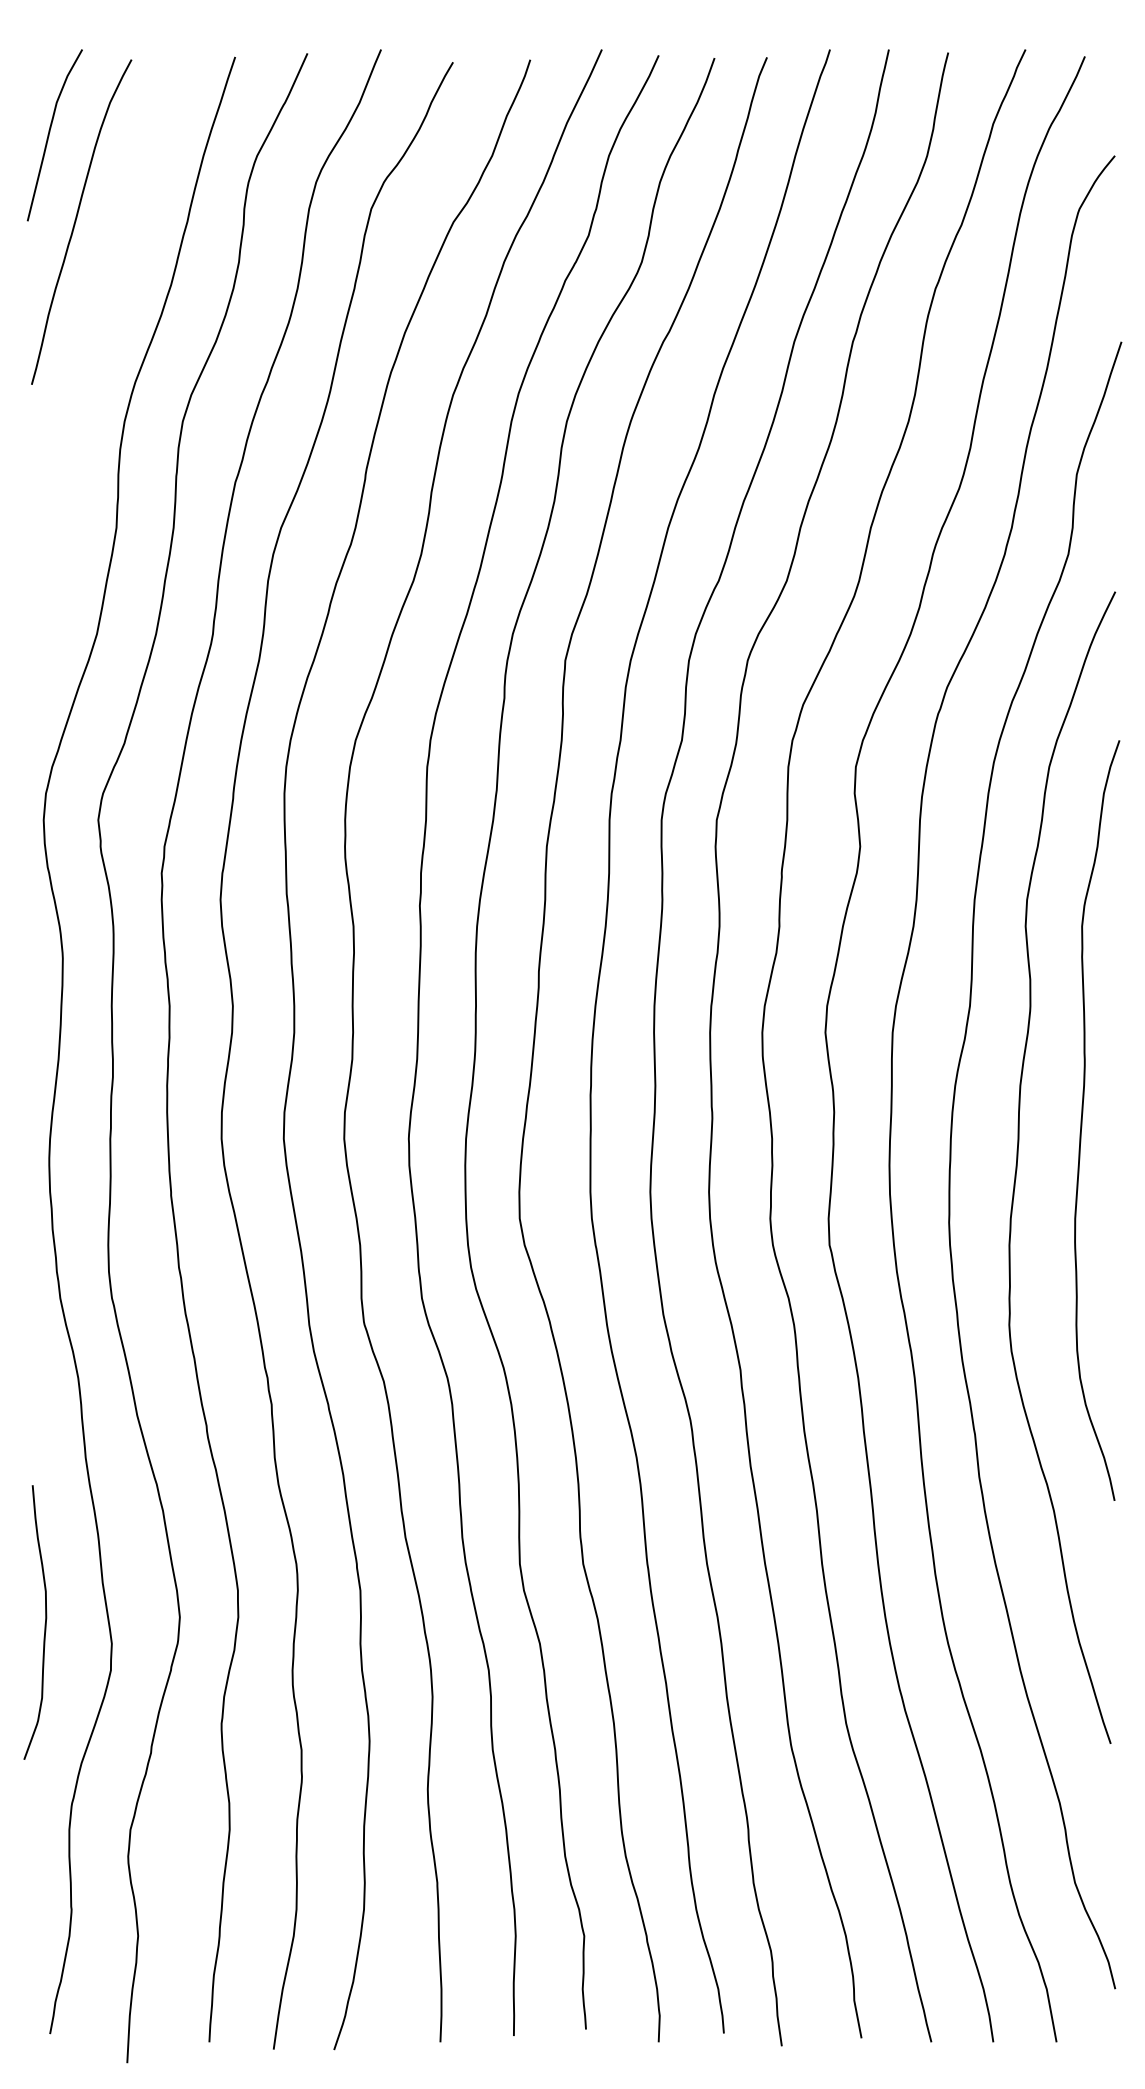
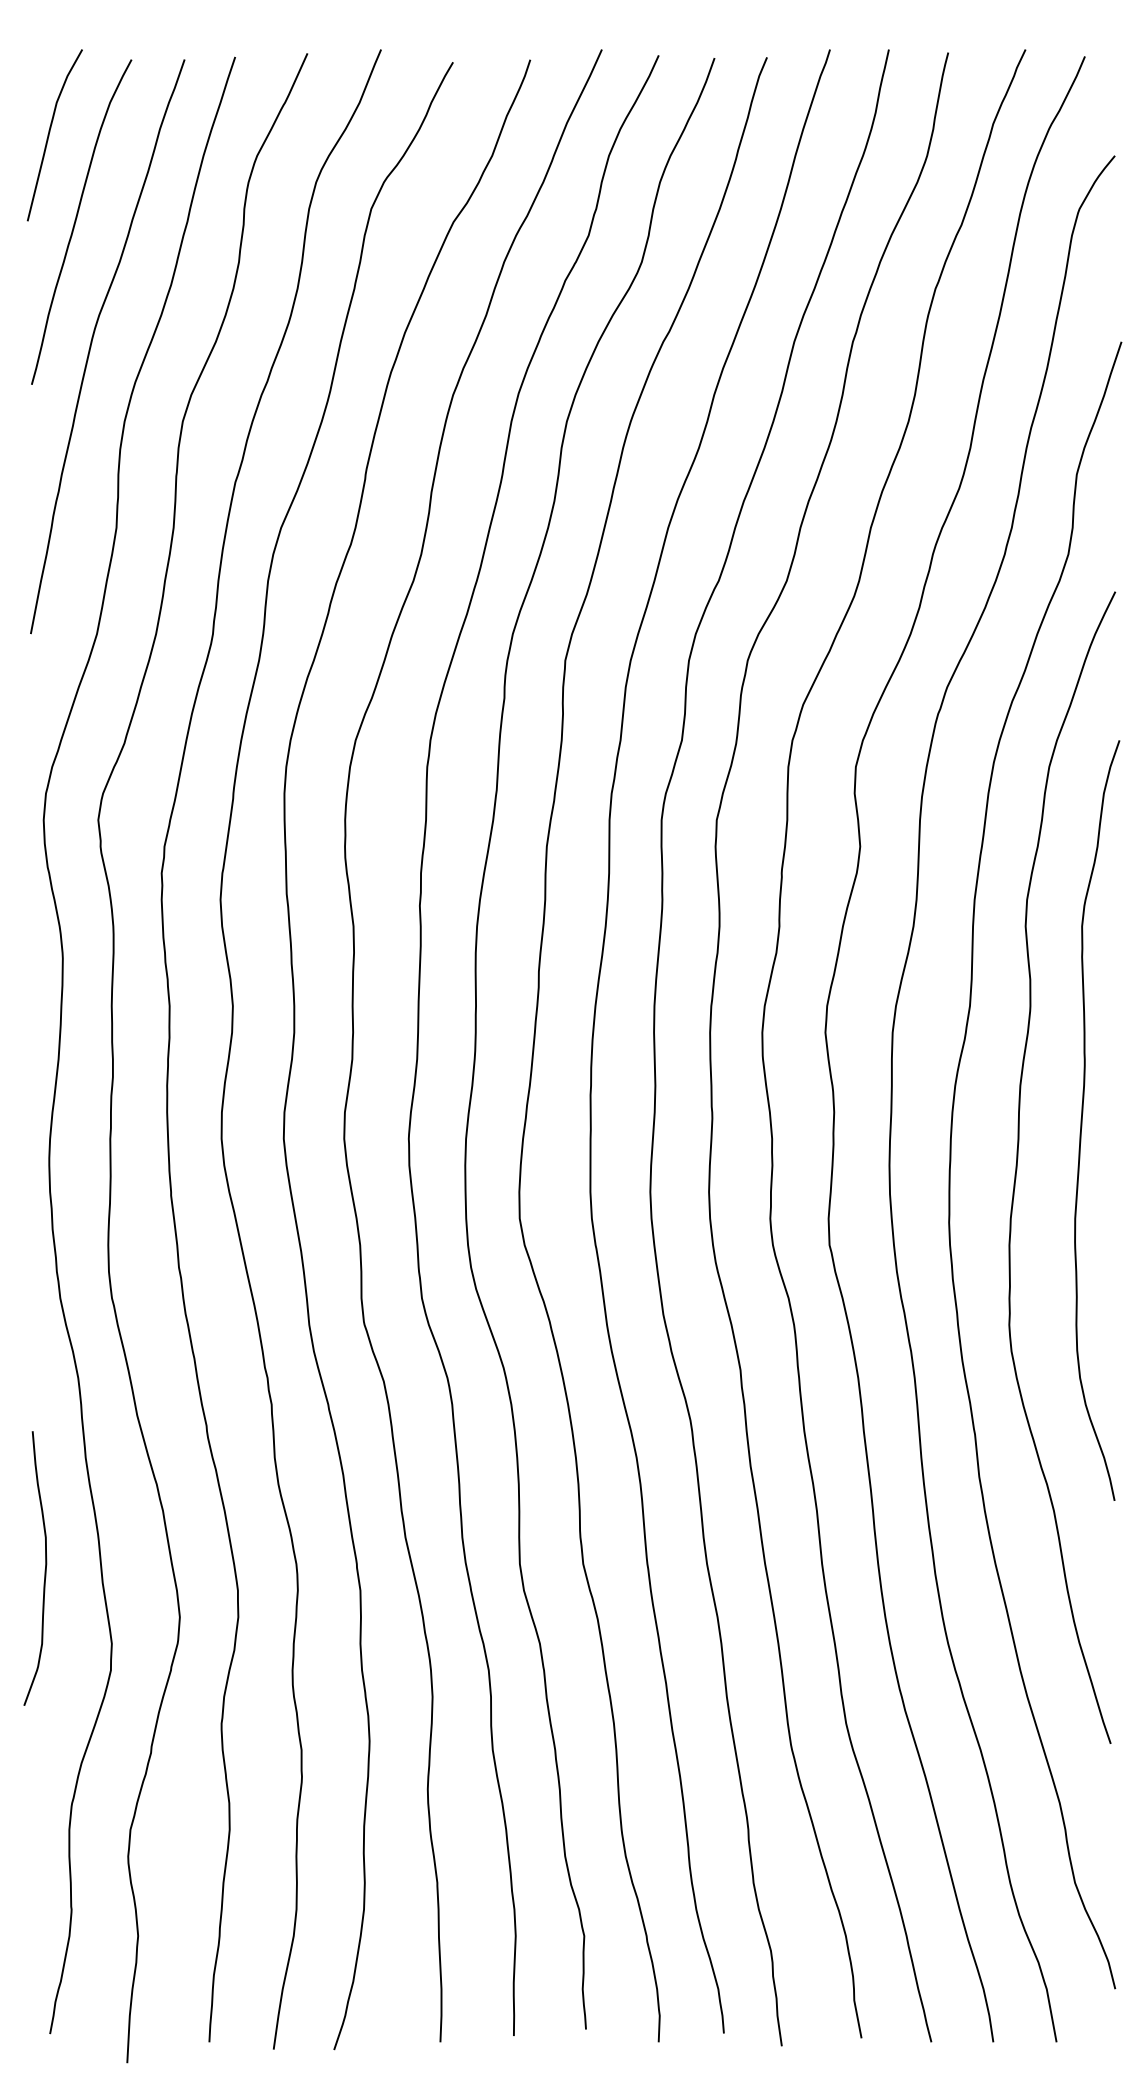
curve: none -> present (92, 343)
curve position: (44, 1623) -> (44, 1569) (44, 1569)
